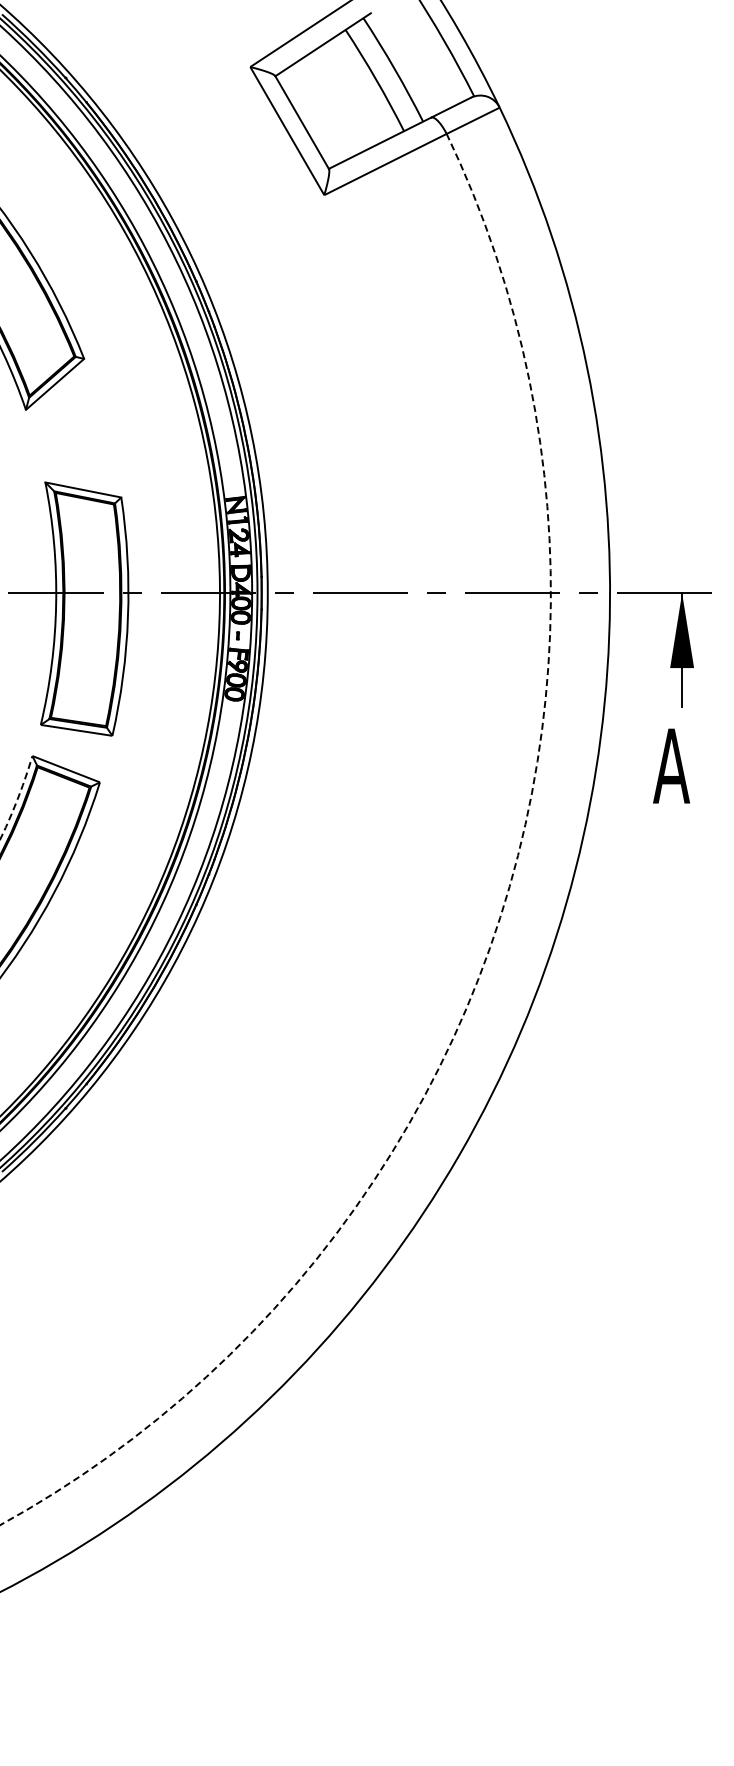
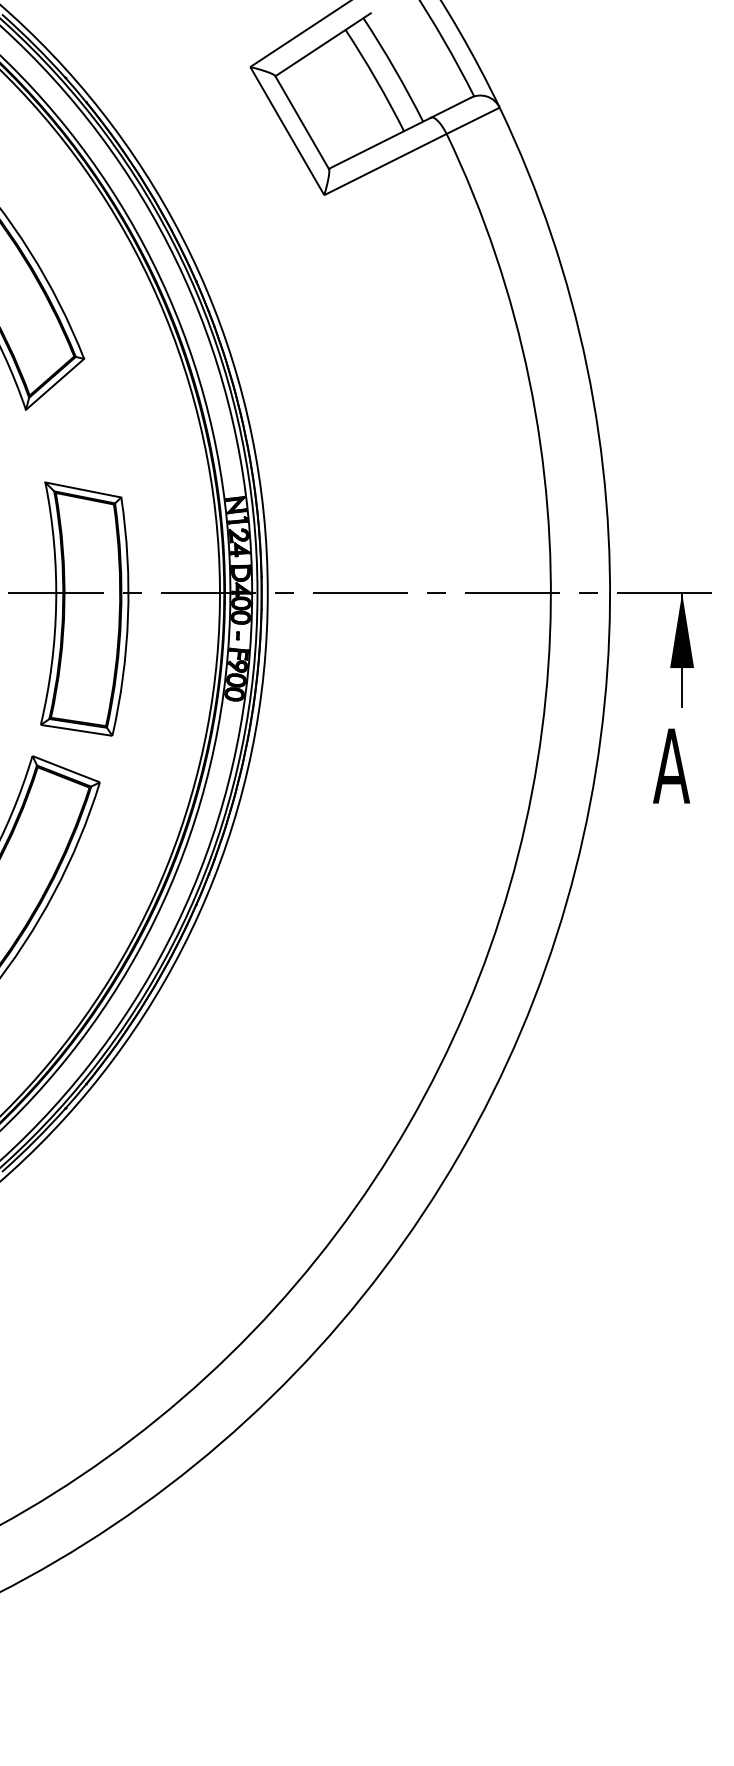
arc: dashed -> solid (17, 798)
arc: dashed -> solid (500, 917)
